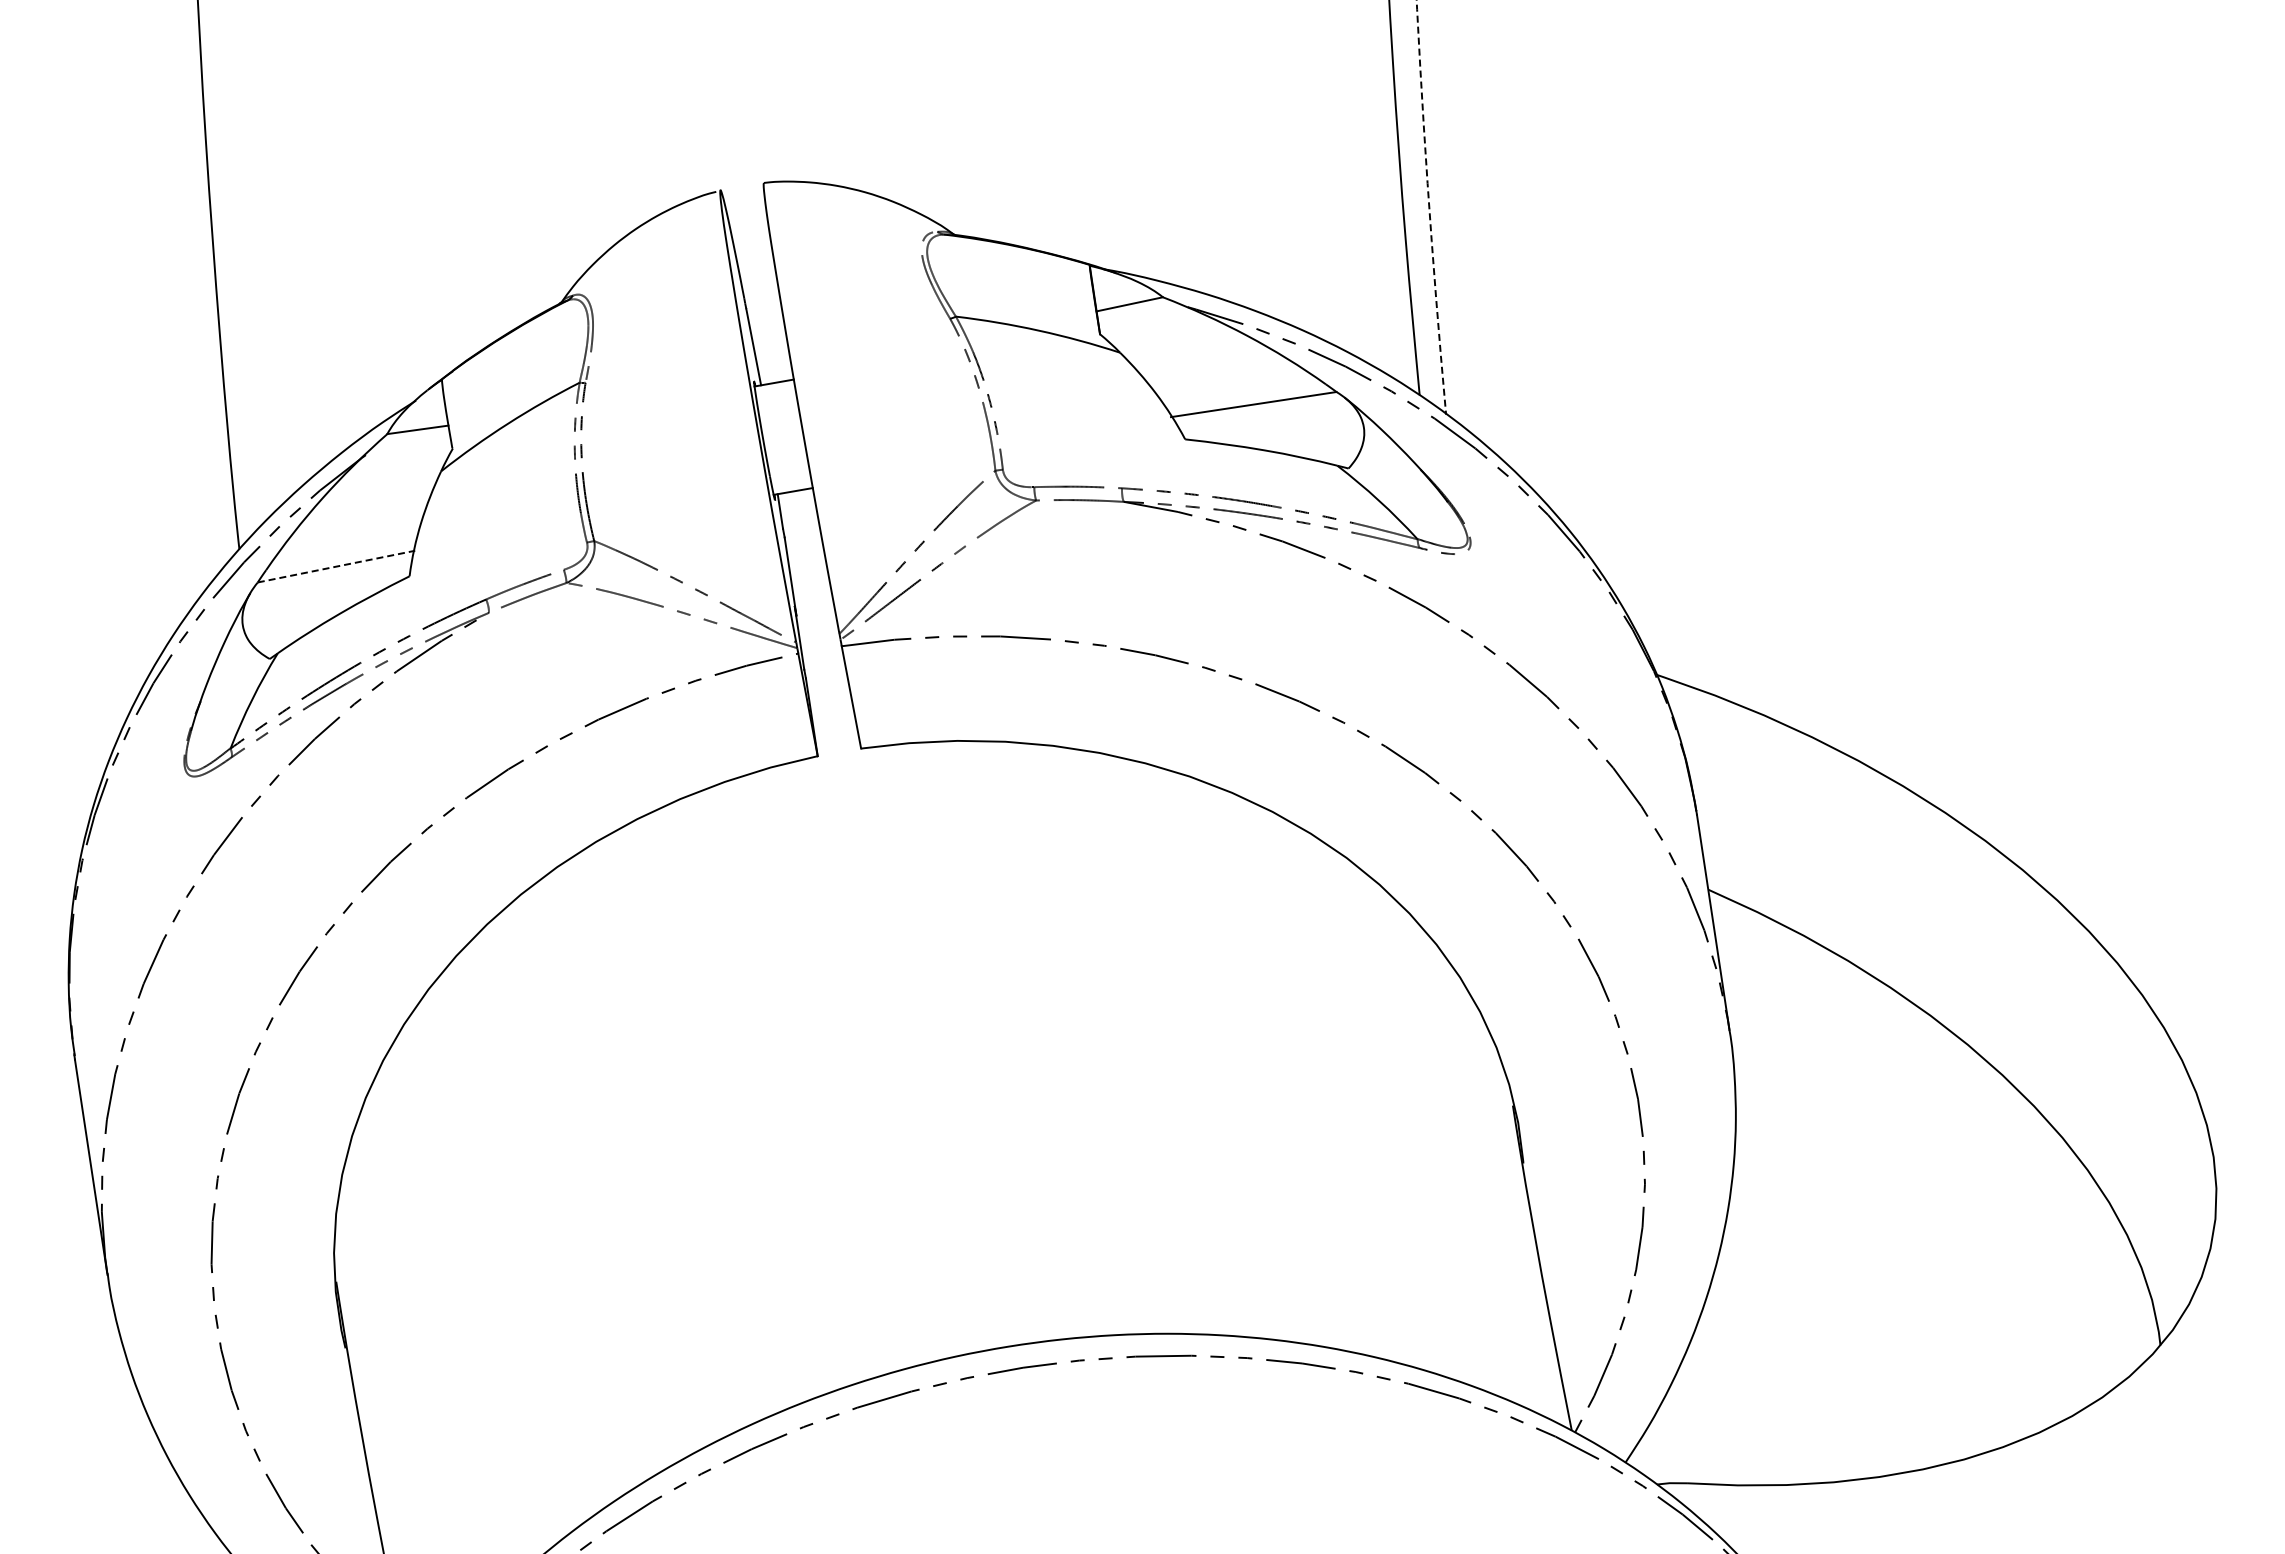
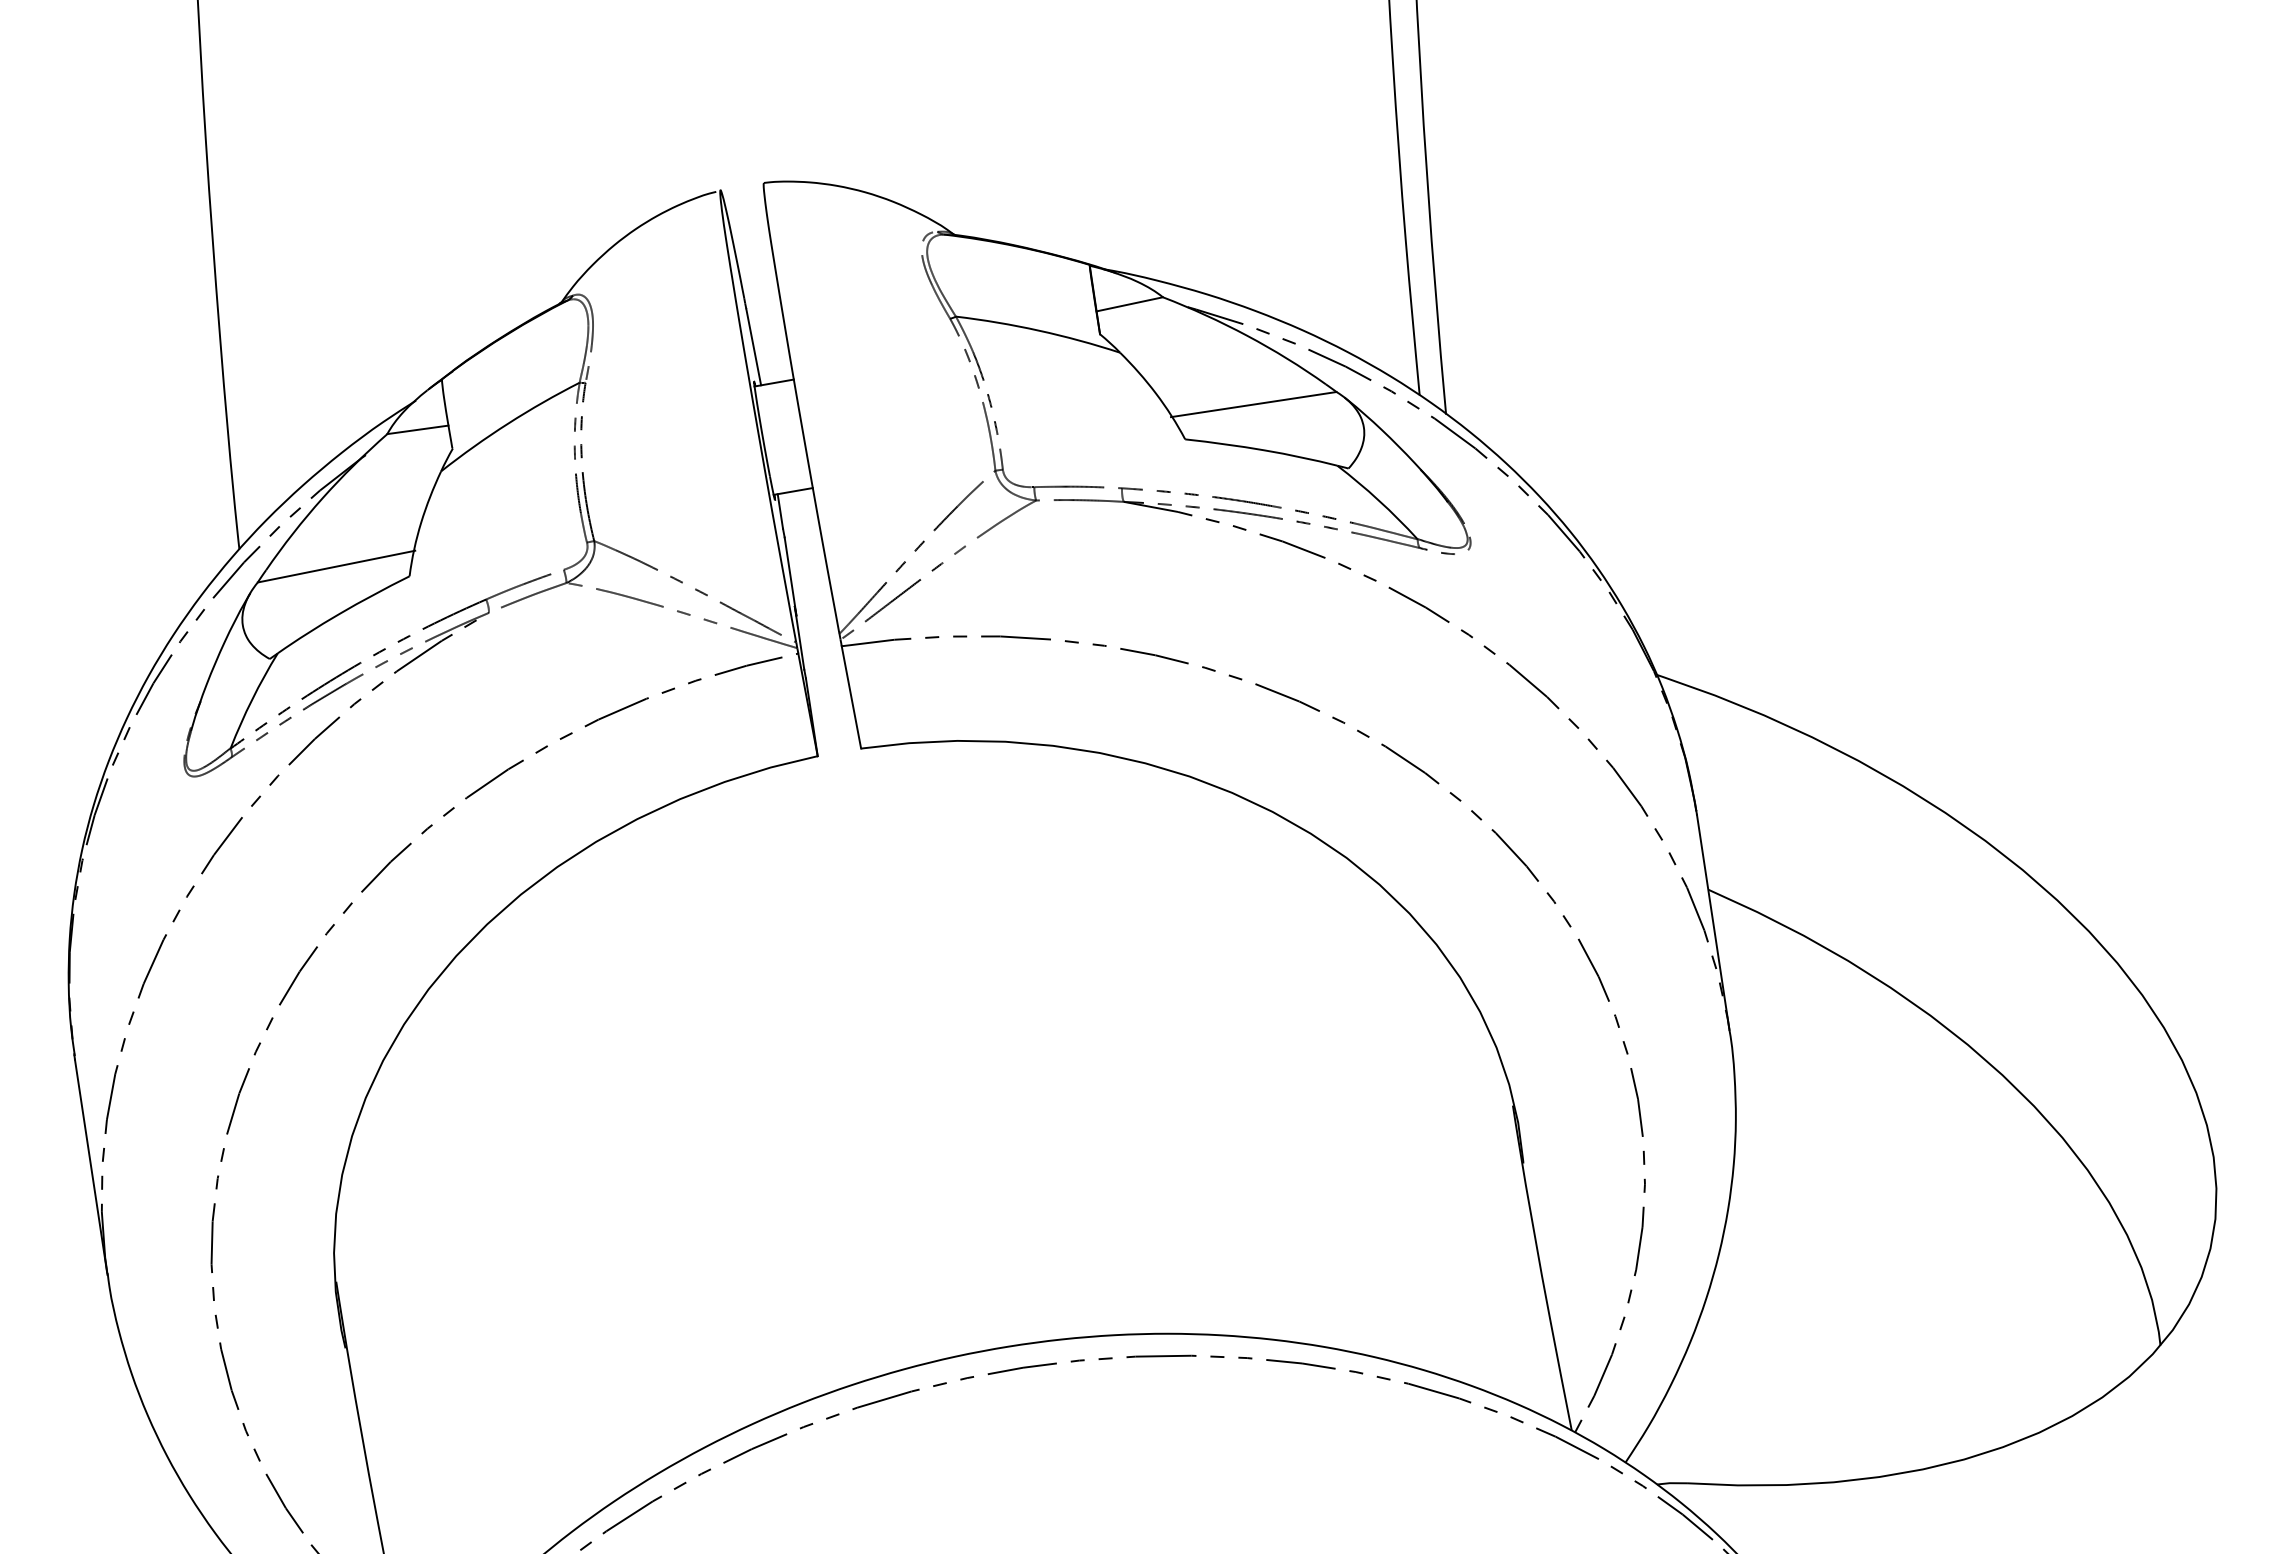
arc: dashed -> solid (1429, 207)
line: dashed -> solid (337, 566)
